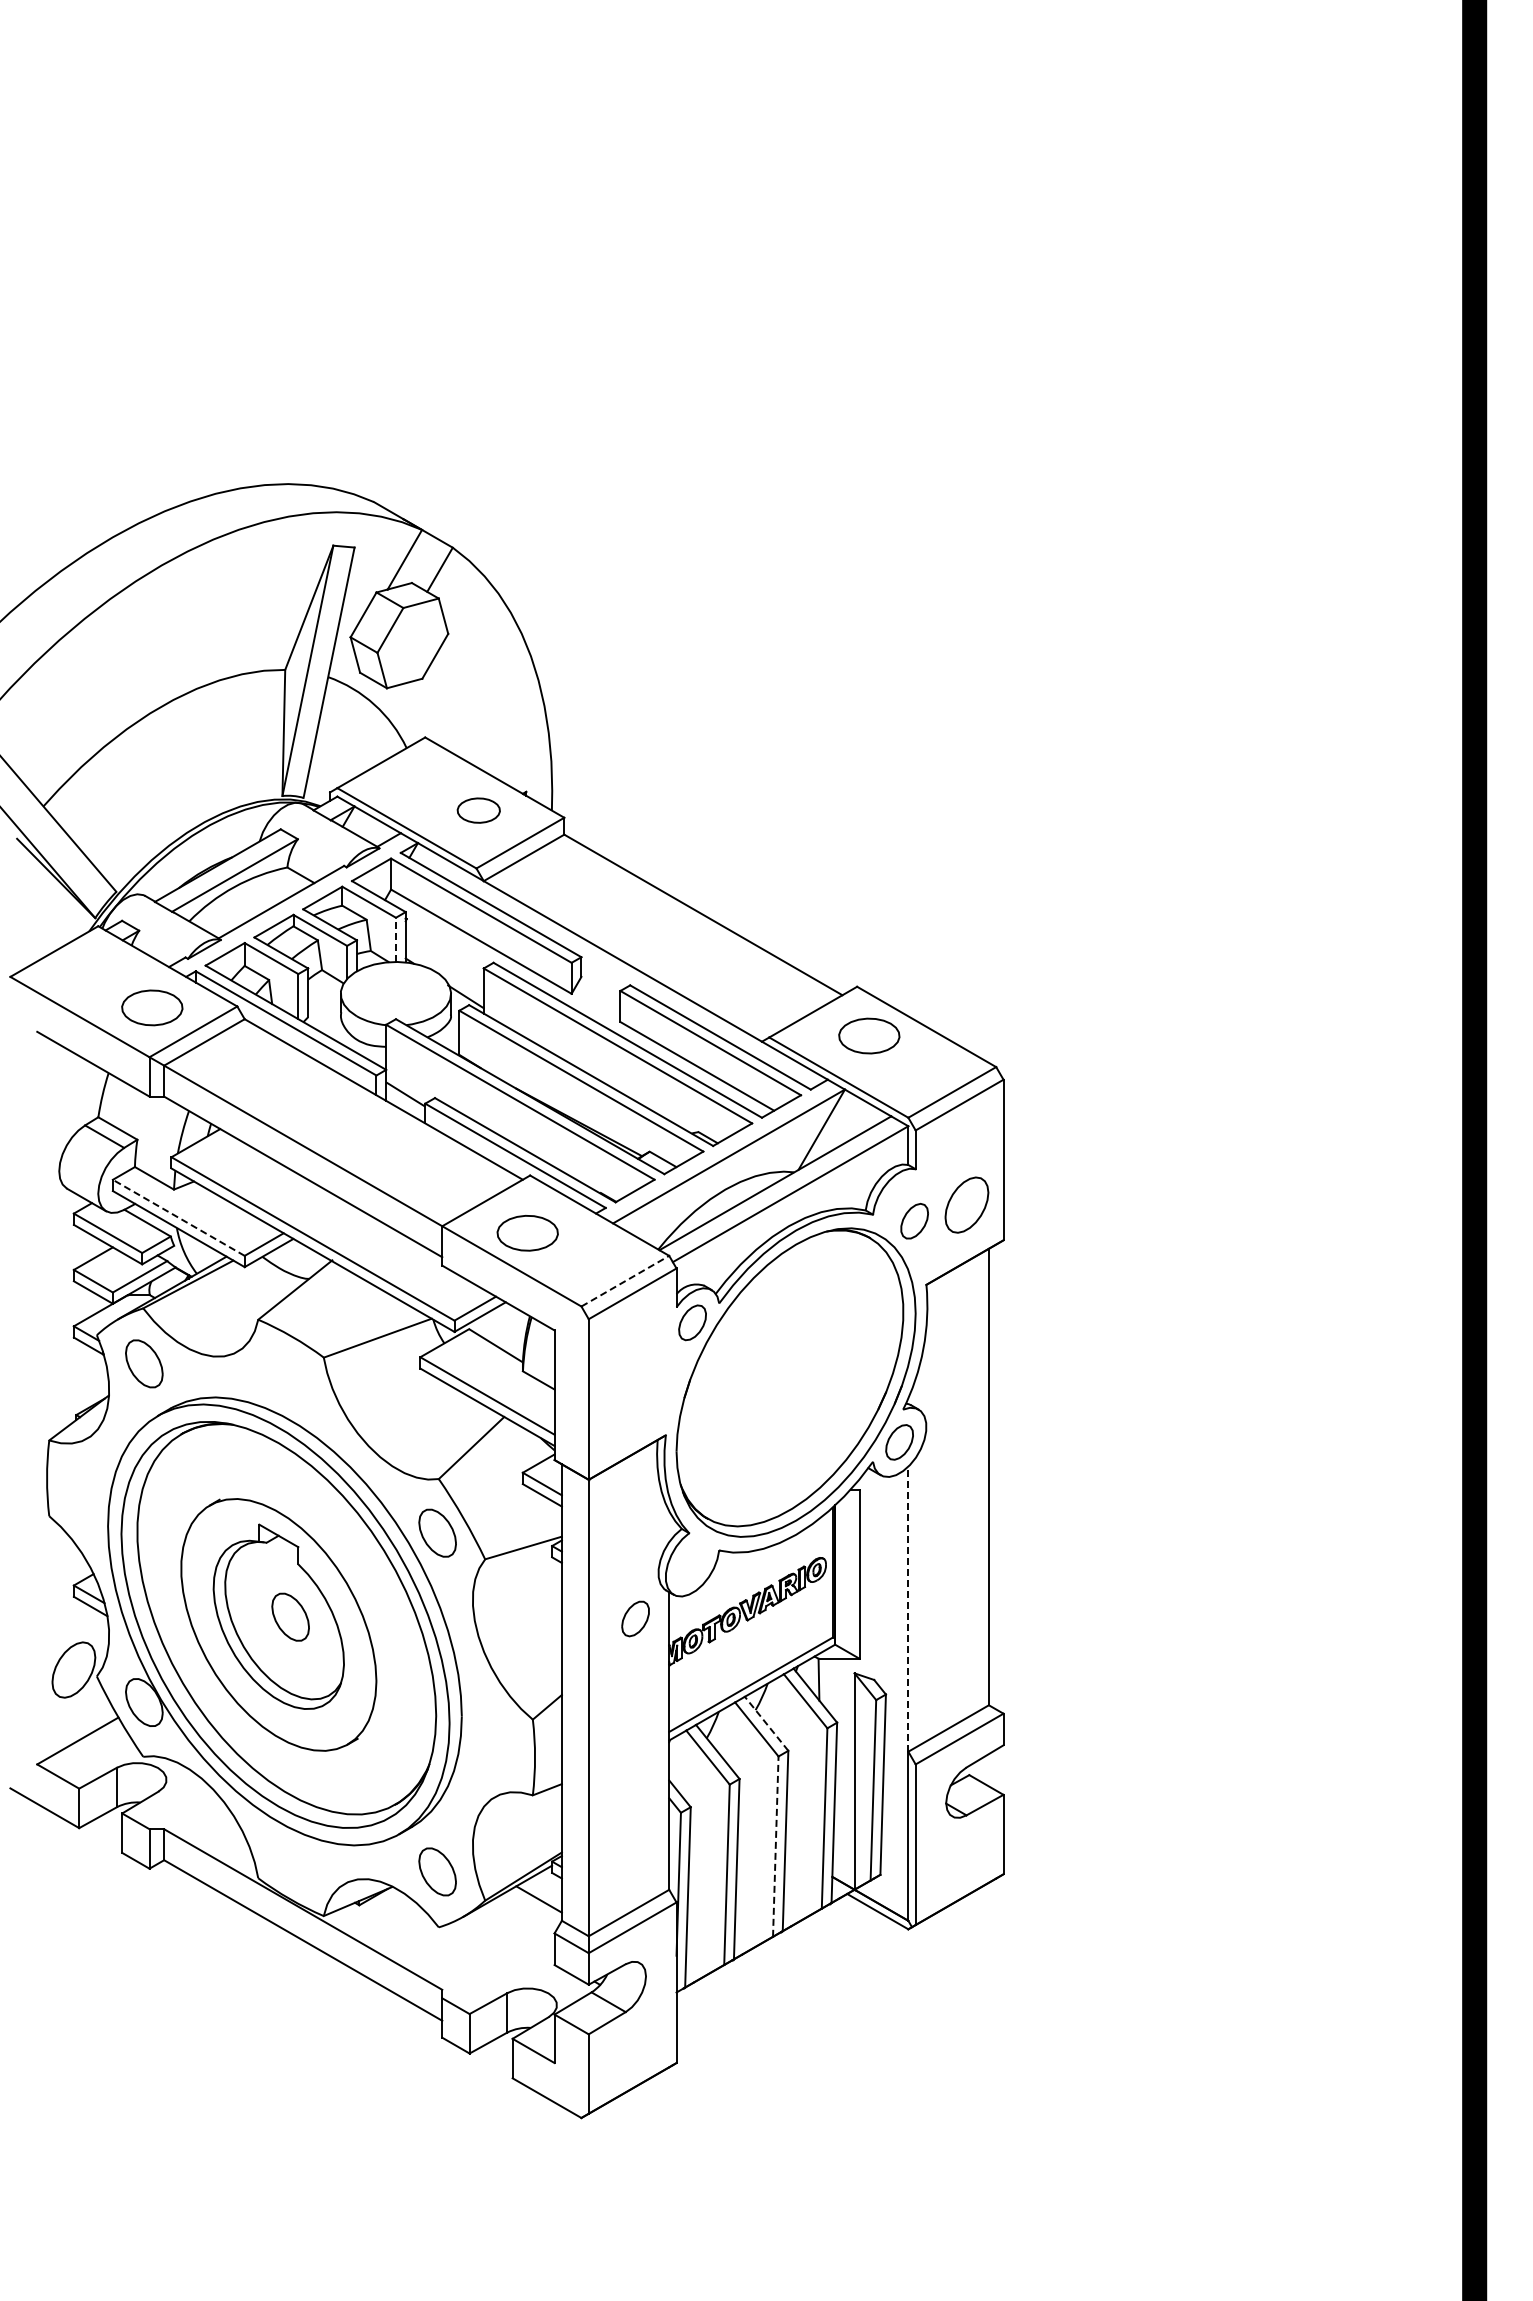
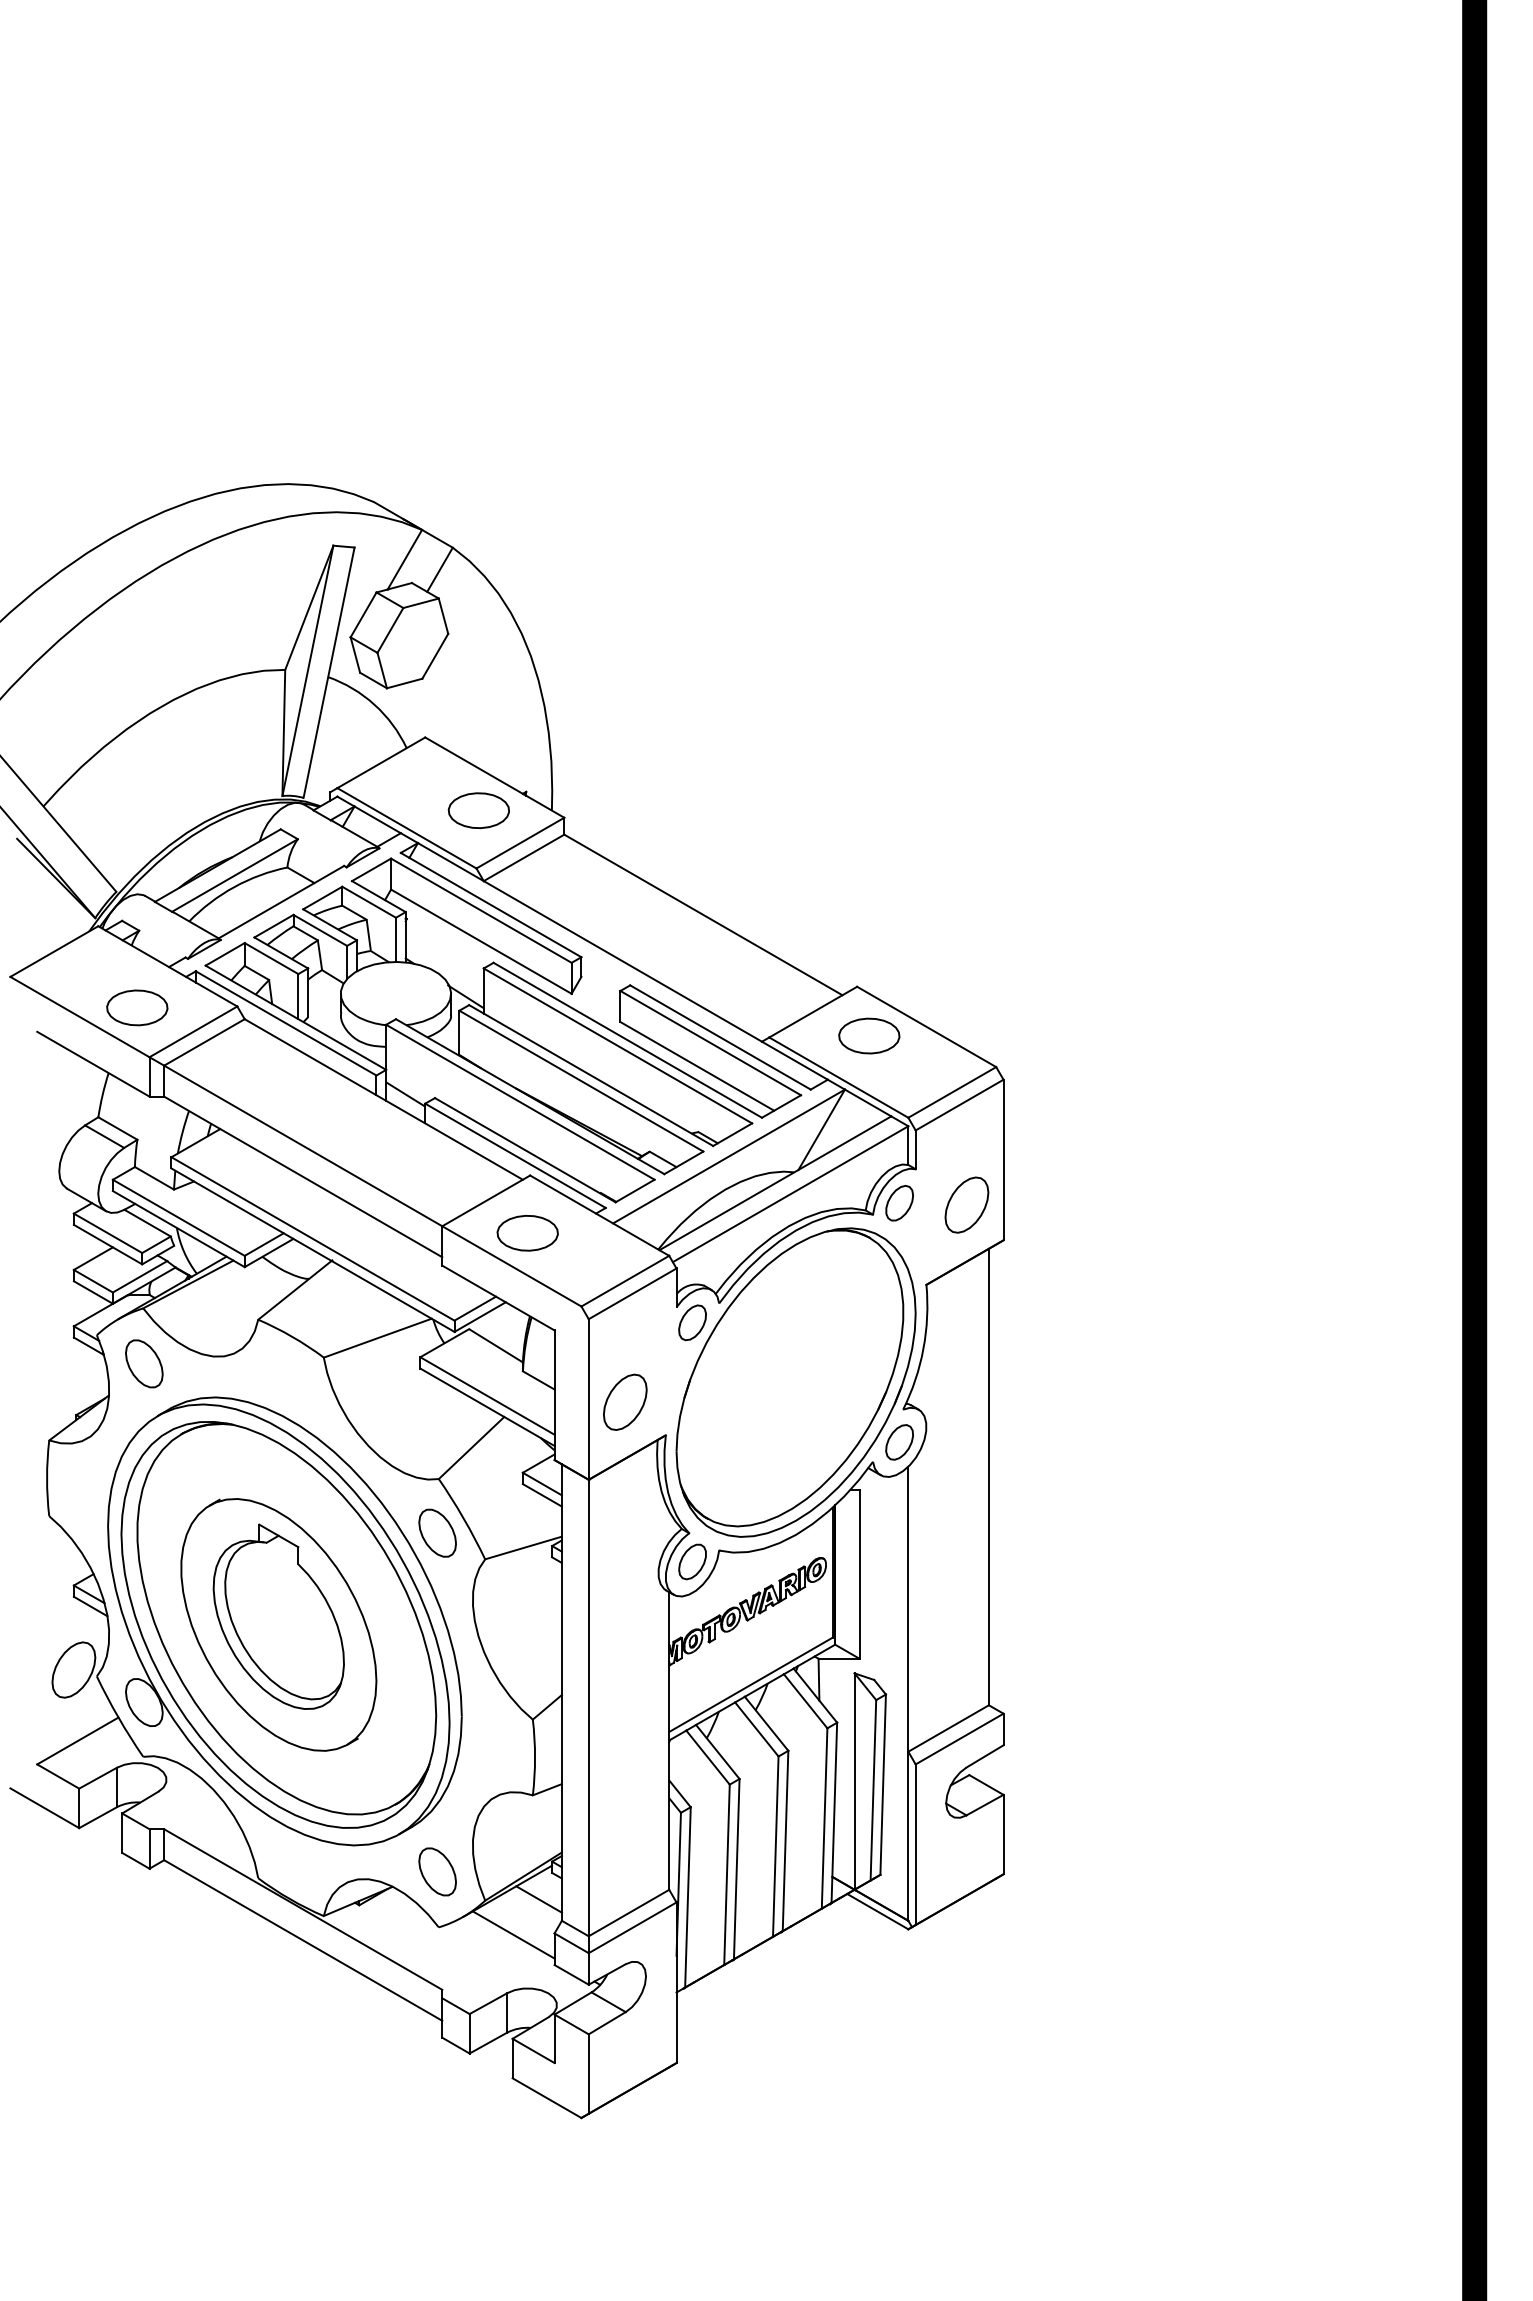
part size: 45x27 px -> 63x37 px (478, 810)
line: dashed -> solid (396, 939)
part position: (152, 1007) -> (137, 1007) (137, 1007)
line: dashed -> solid (178, 1217)
part position: (914, 1221) -> (899, 1203) (899, 1203)
line: dashed -> solid (625, 1281)
part: none -> present (625, 1401)
line: dashed -> solid (908, 1609)
part: present -> none (290, 1616)
part position: (635, 1618) -> (692, 1561) (692, 1561)
line: dashed -> solid (766, 1723)
line: dashed -> solid (775, 1846)
line: none -> present (513, 1934)
